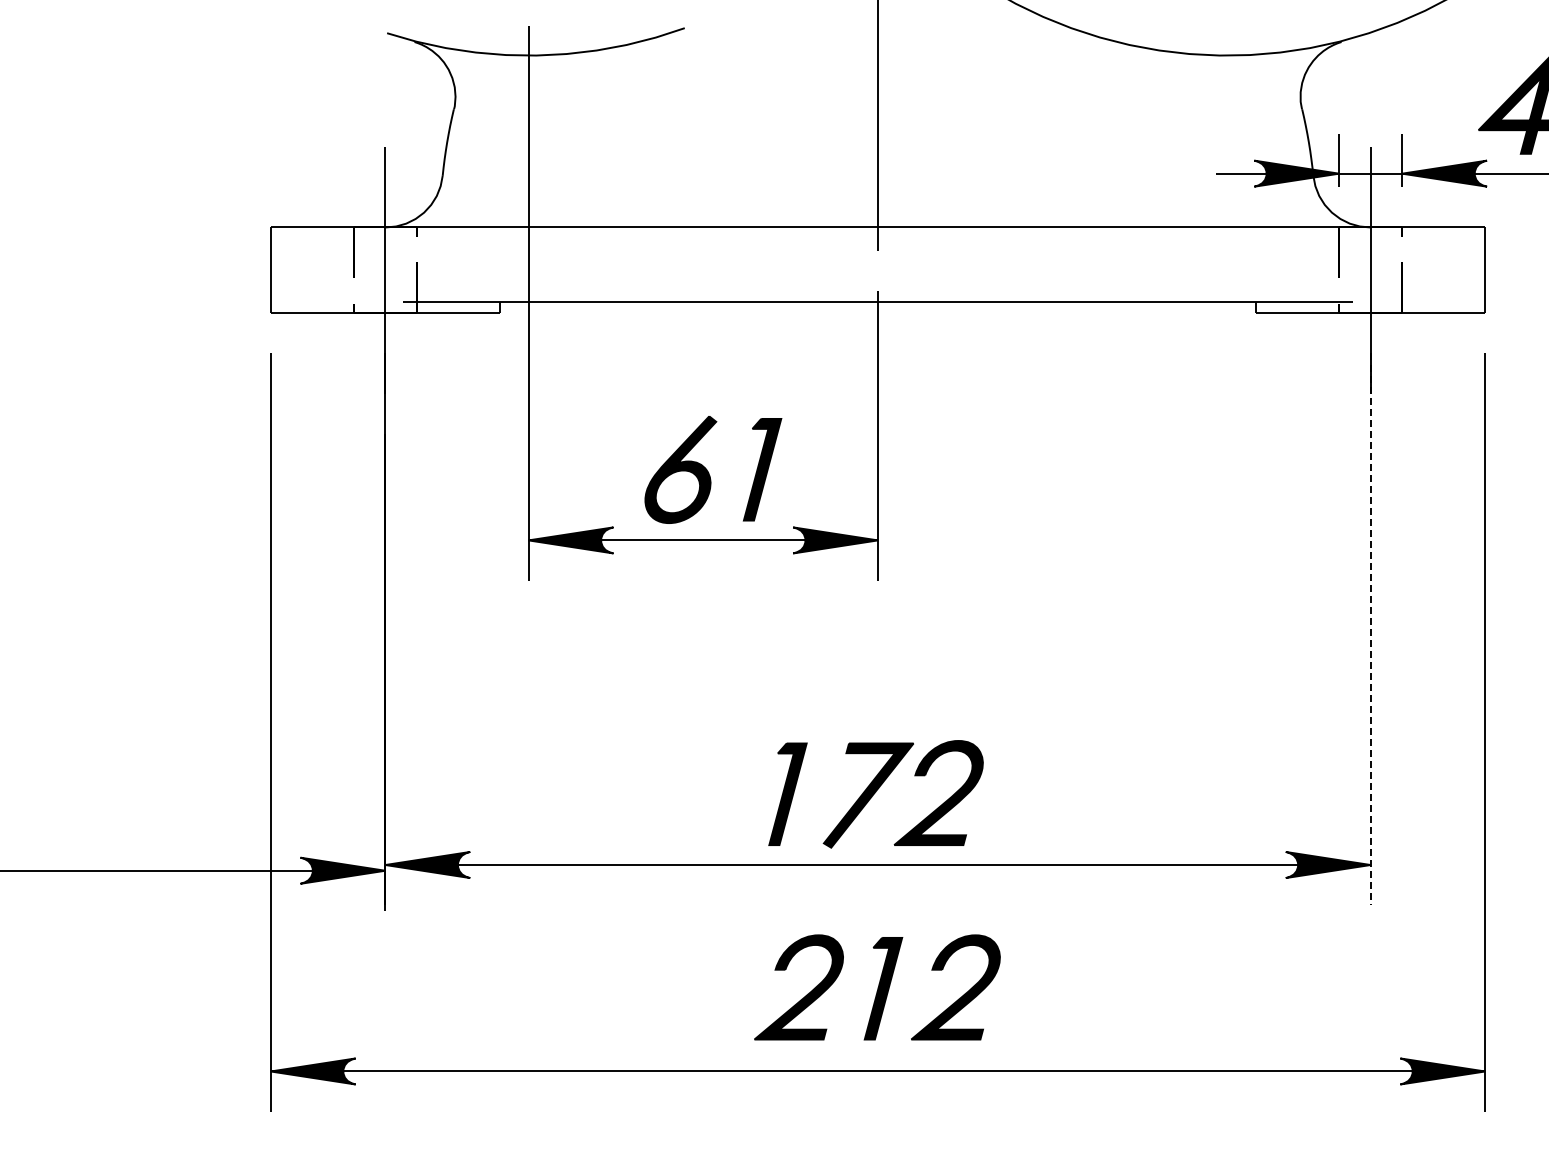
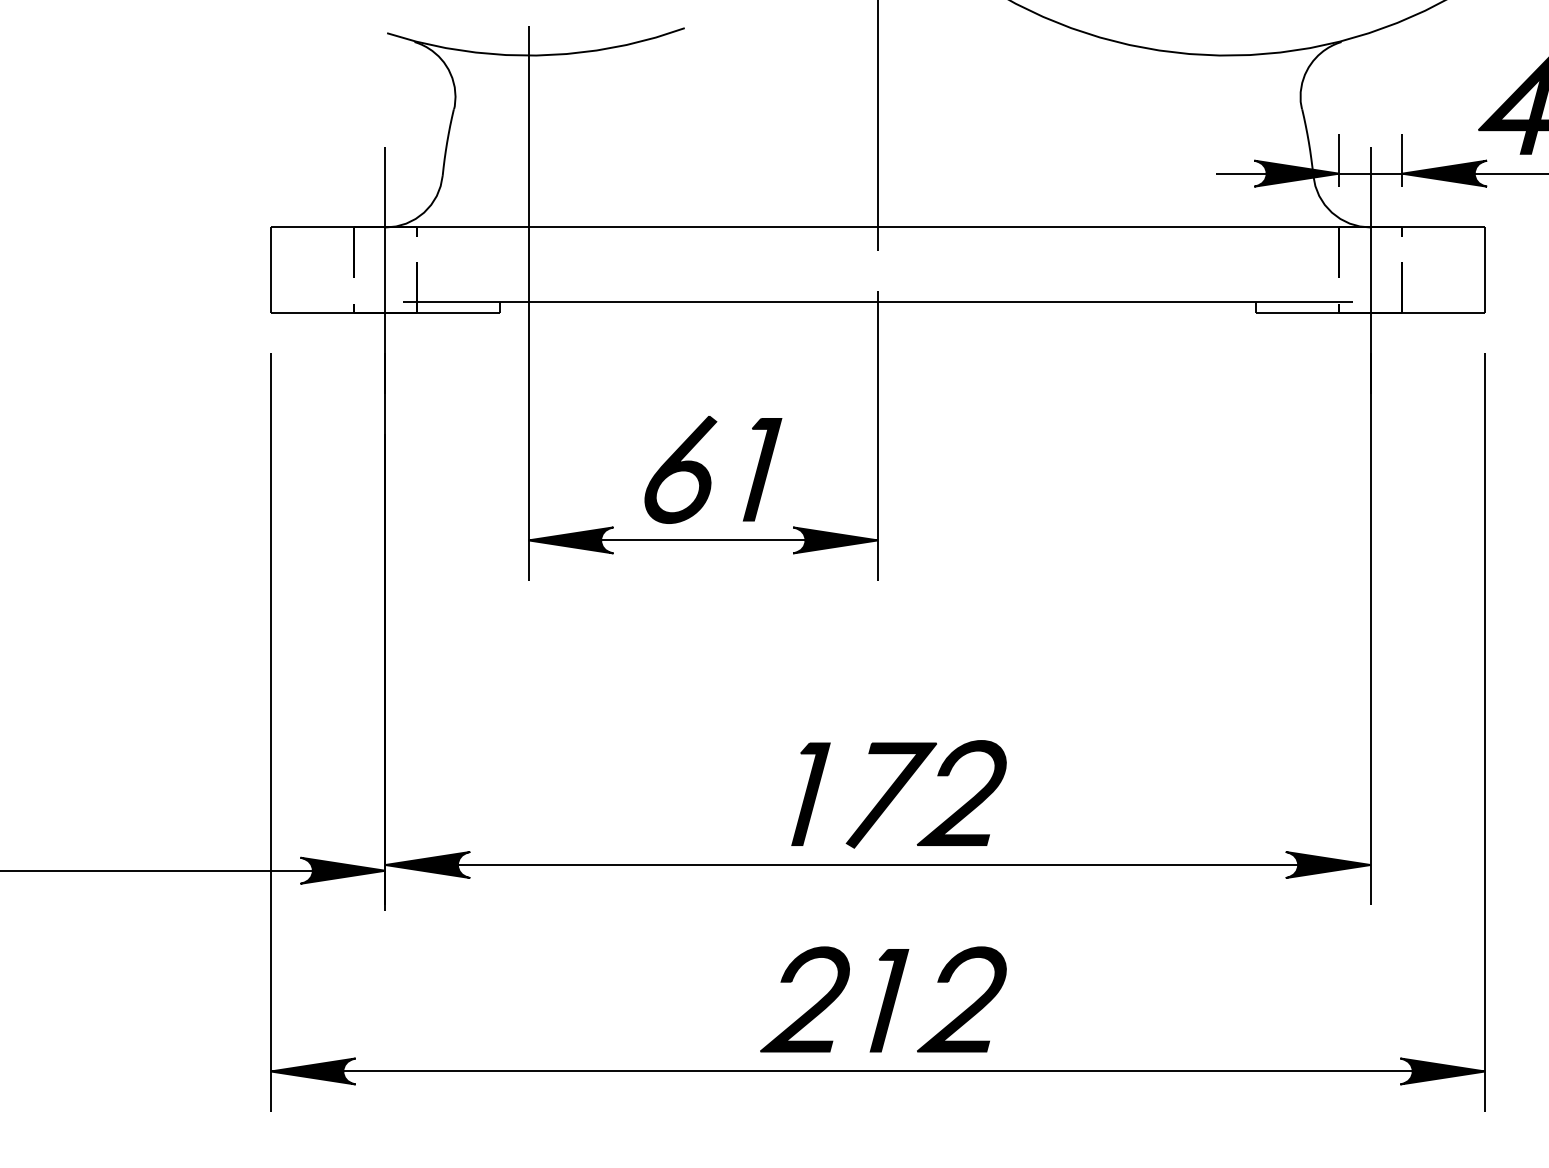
line: dashed -> solid (1370, 629)
part position: (875, 794) -> (898, 794) (898, 794)
part position: (877, 987) -> (883, 999) (883, 999)
